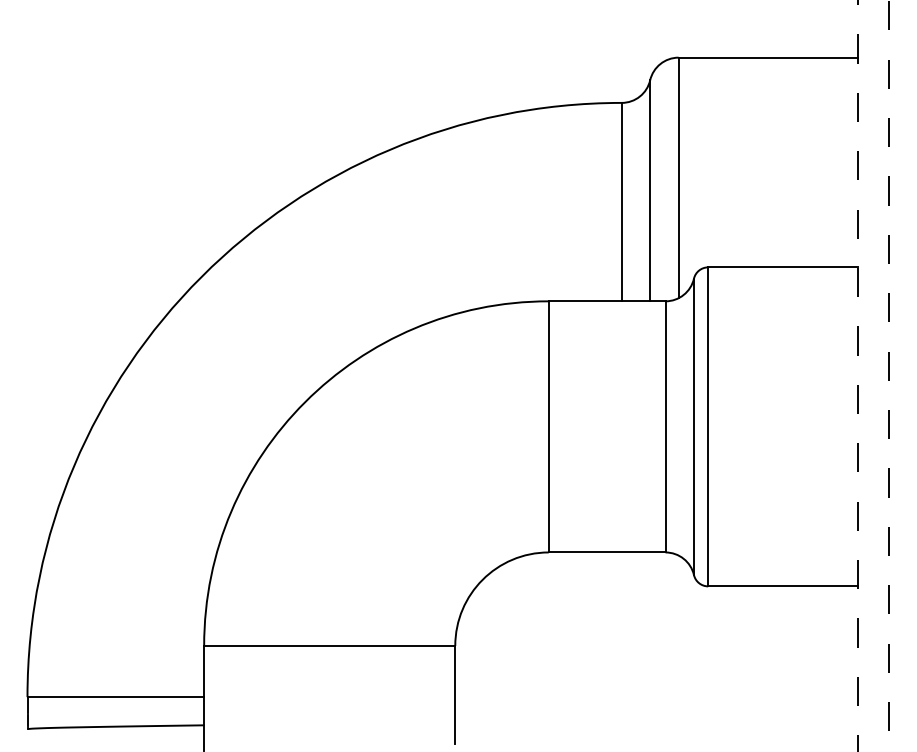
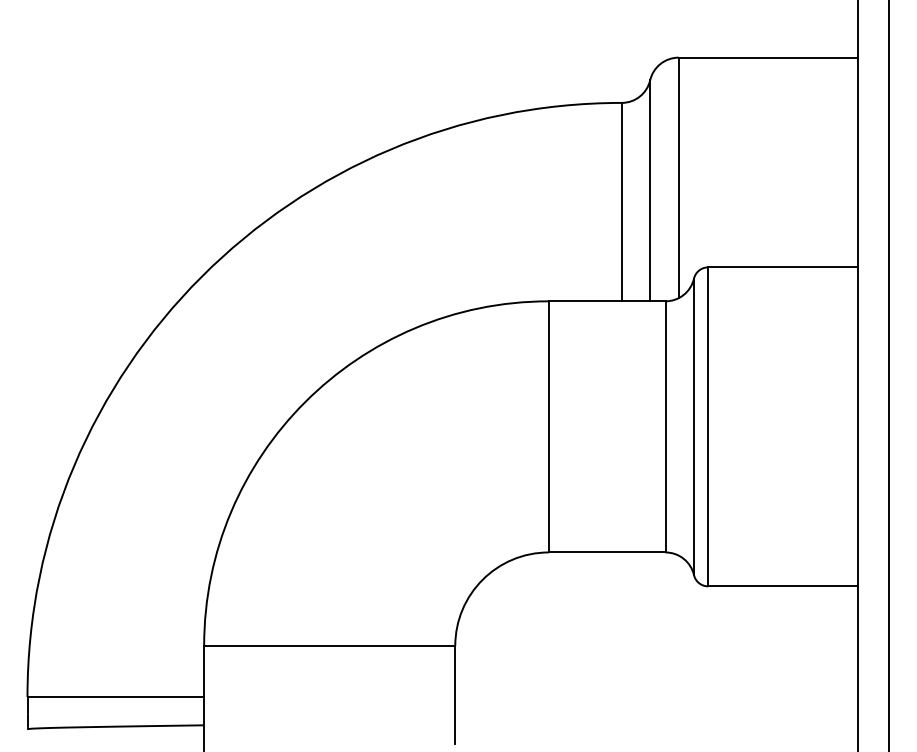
line: dashed -> solid (858, 375)
line: dashed -> solid (889, 375)
